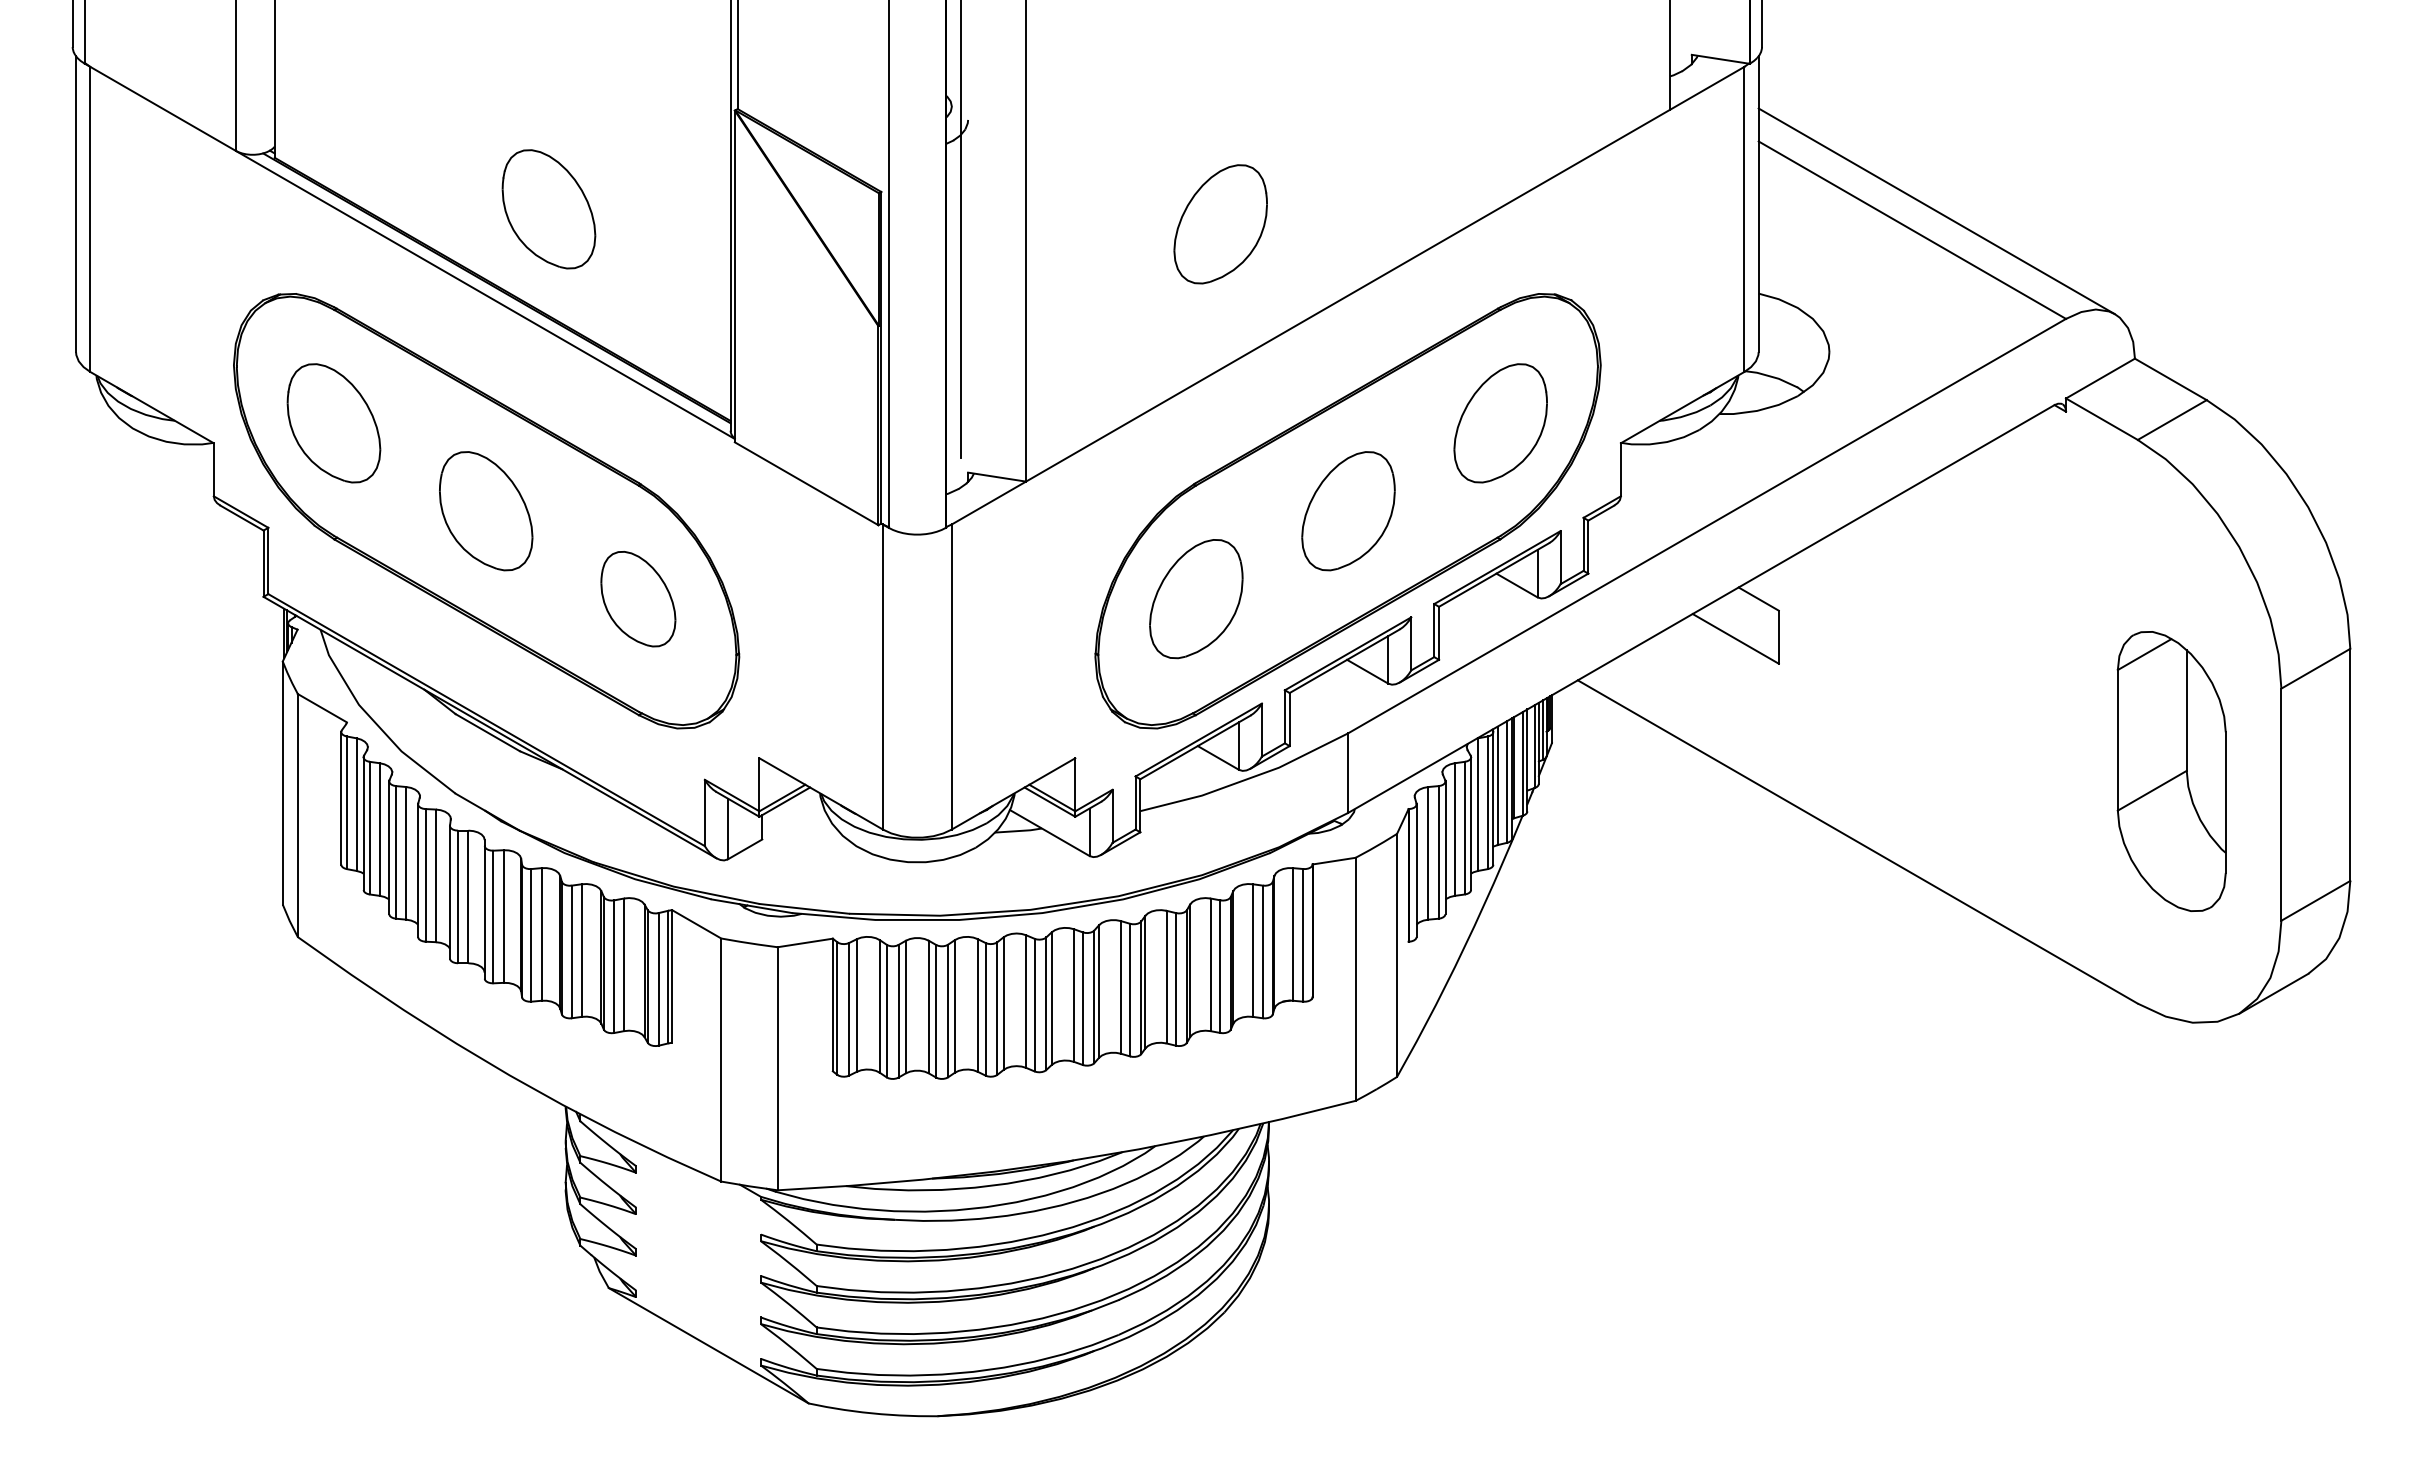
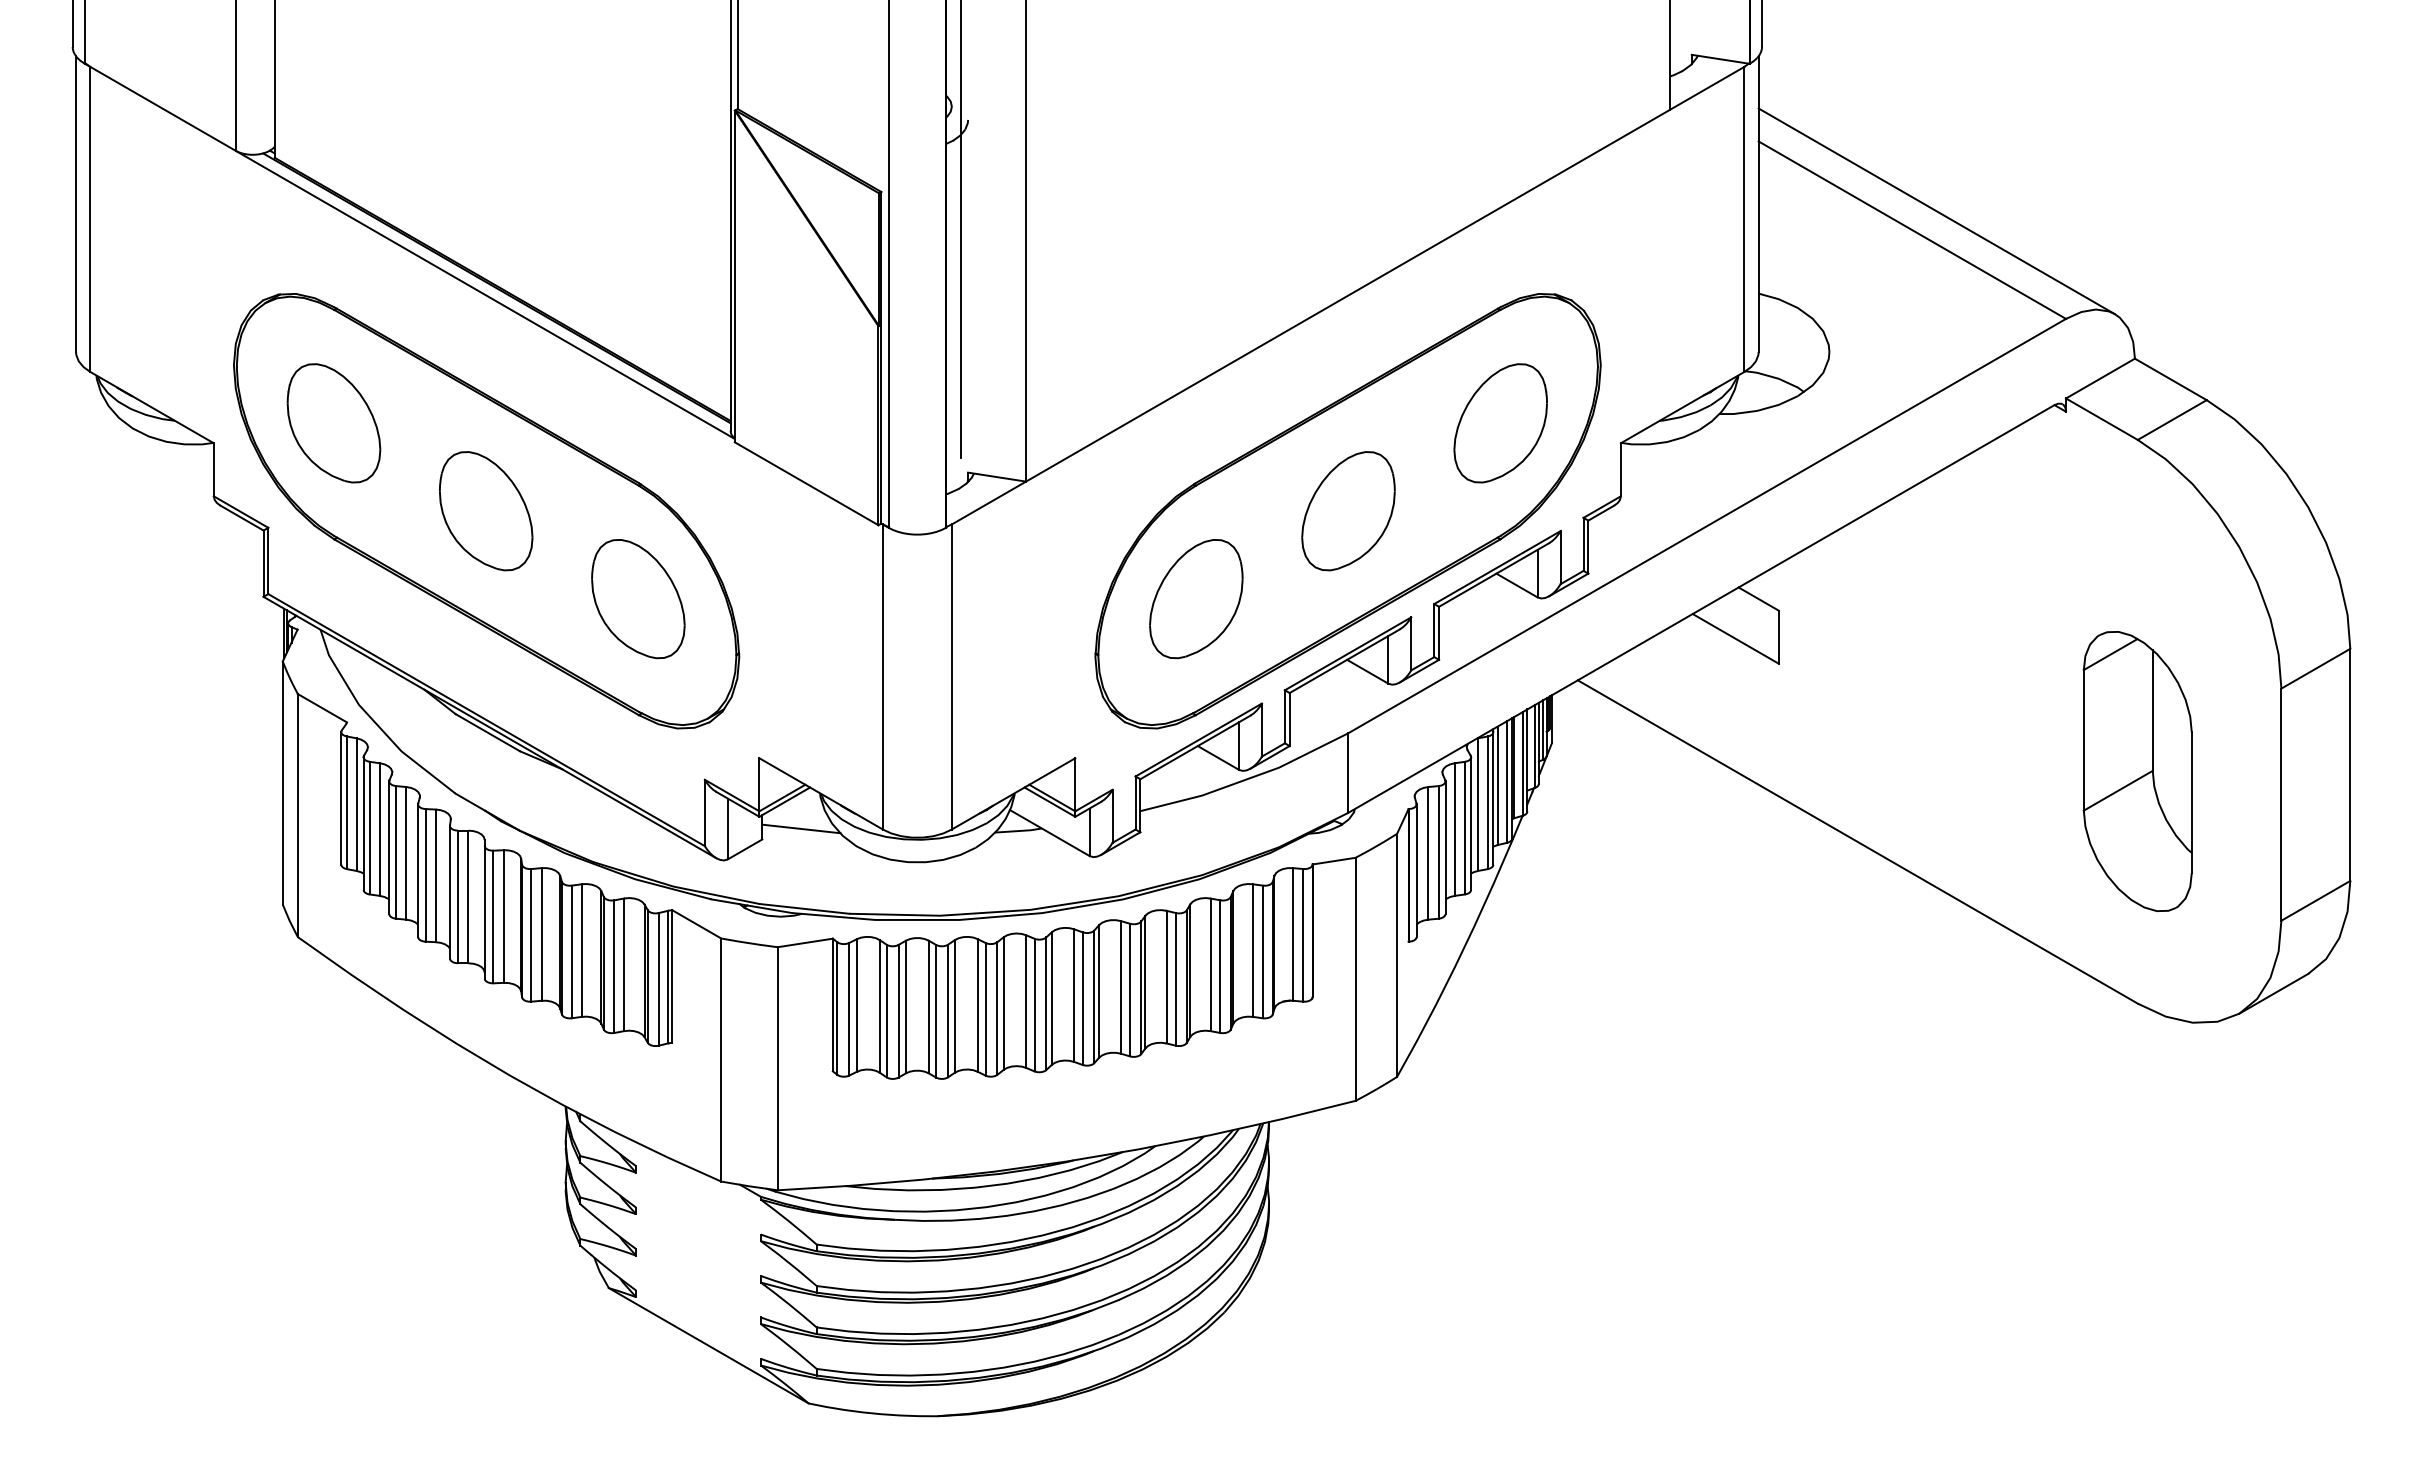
part: present -> none (548, 209)
part: present -> none (1220, 224)
part size: 77x97 px -> 95x121 px (638, 599)
part position: (2171, 771) -> (2137, 771) (2137, 771)
line: none -> present (801, 828)
